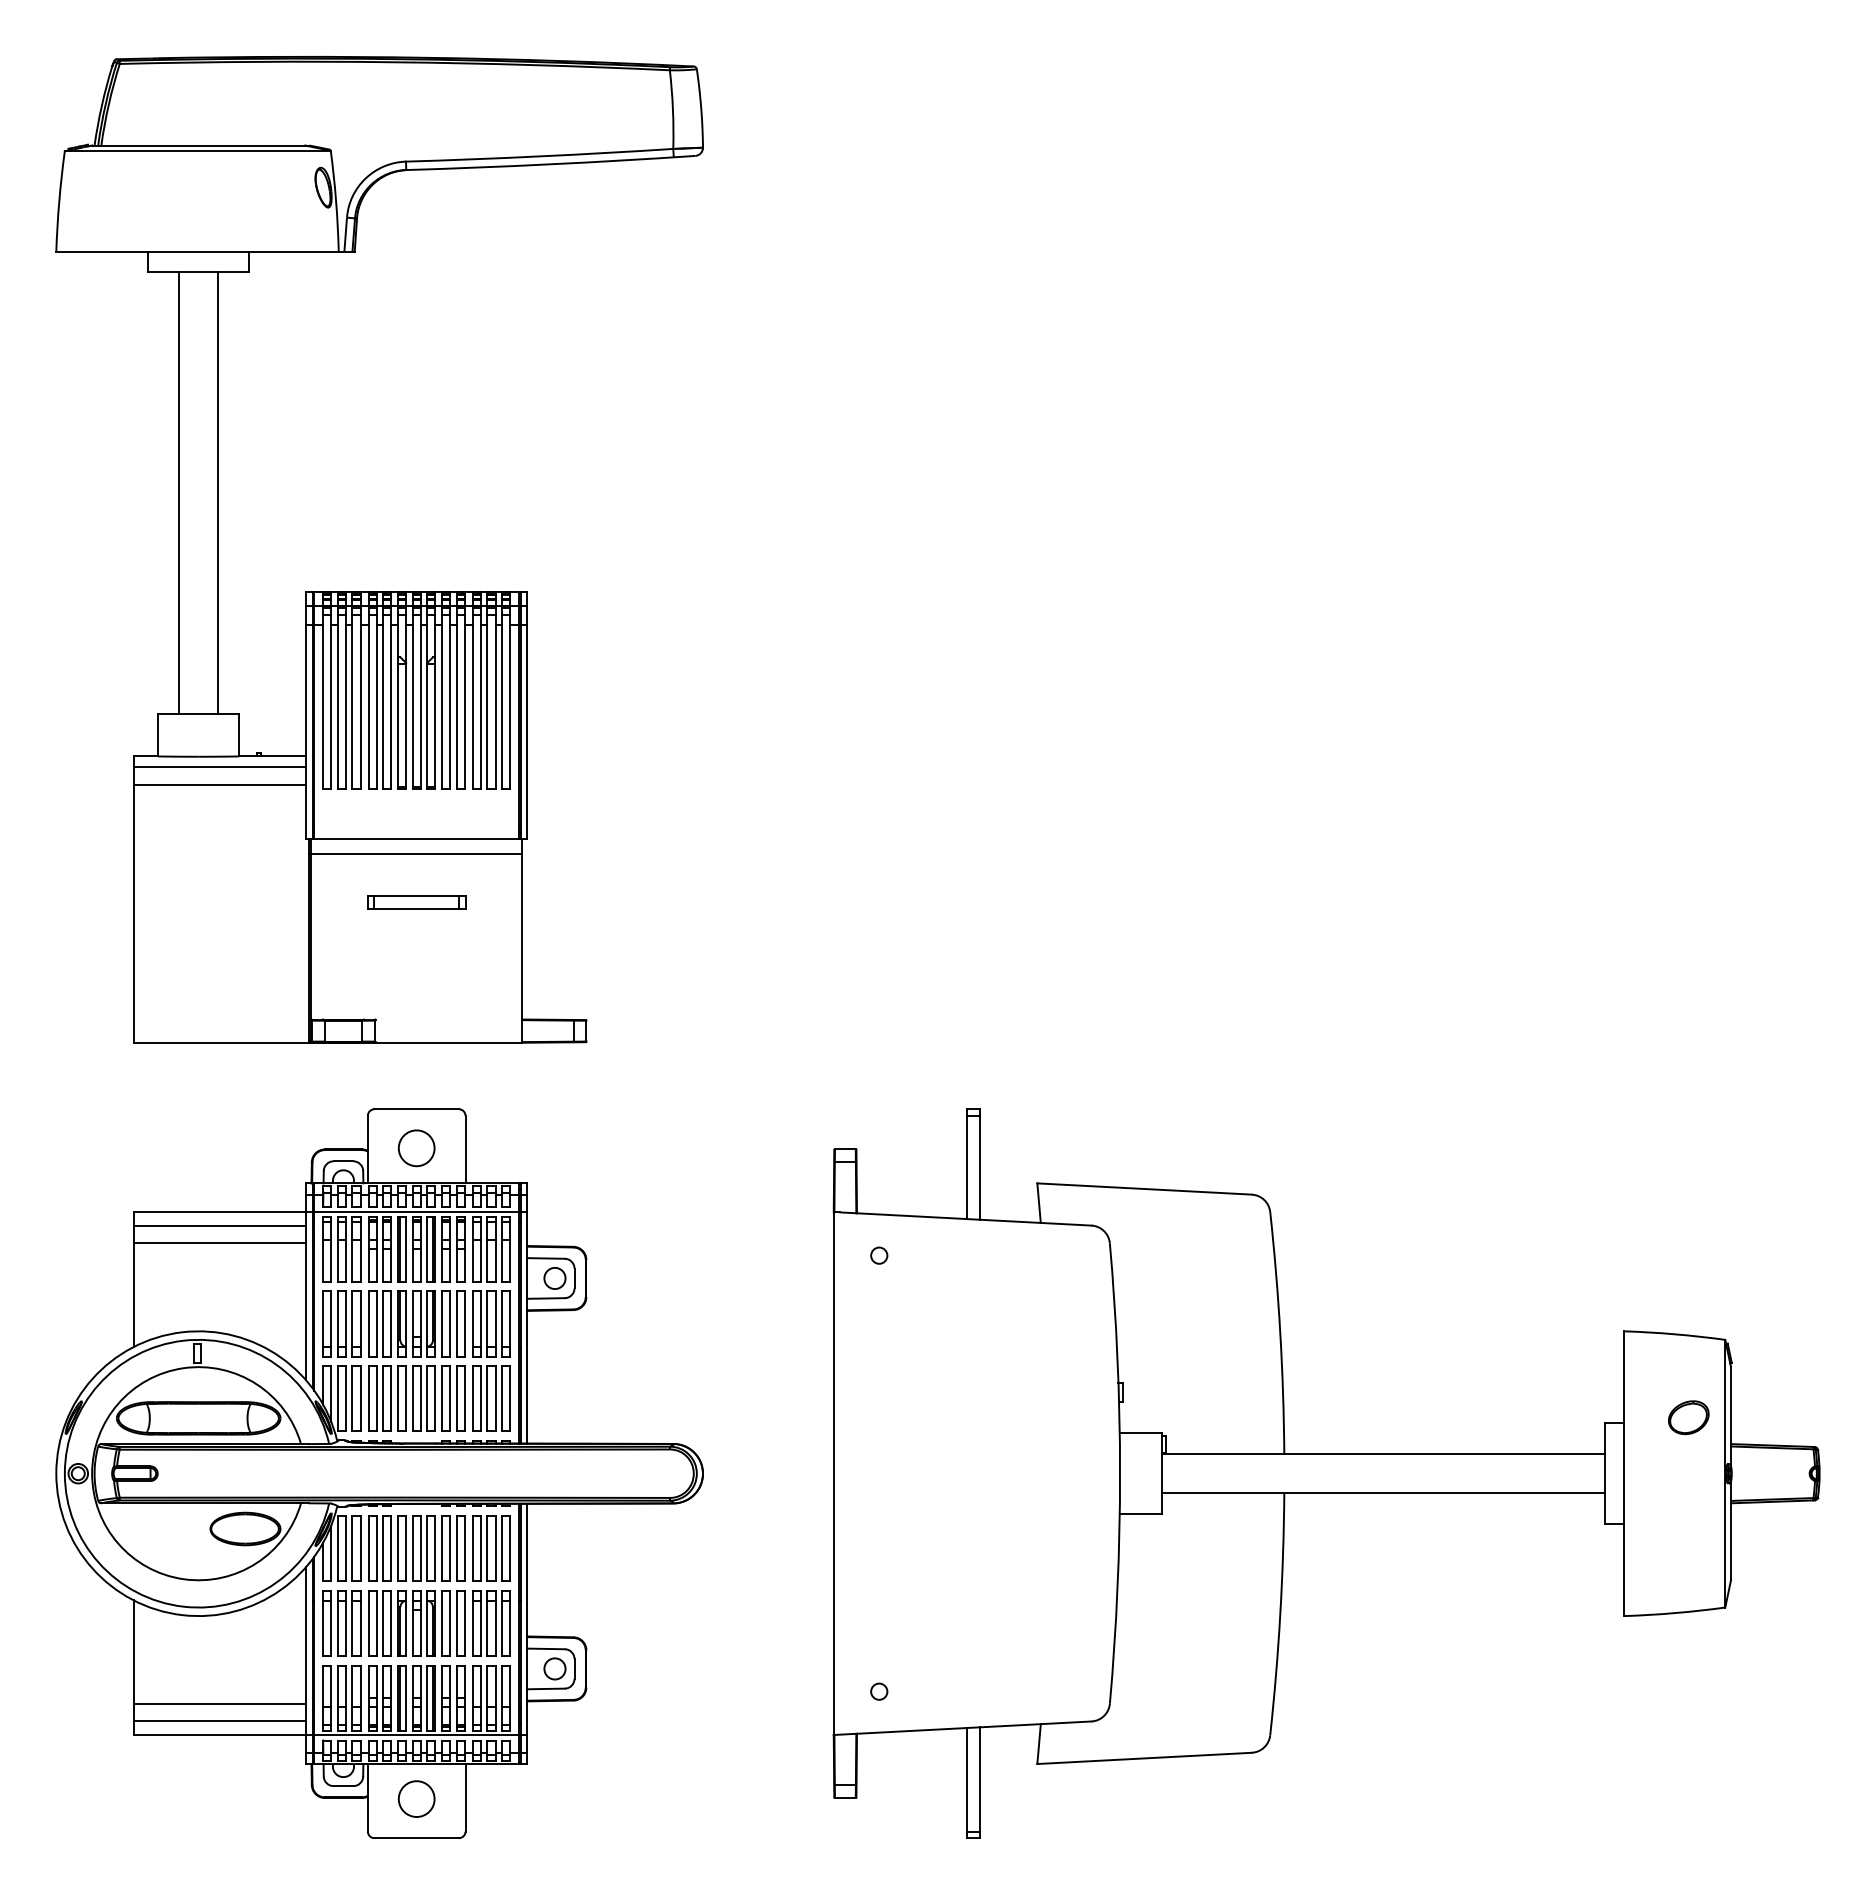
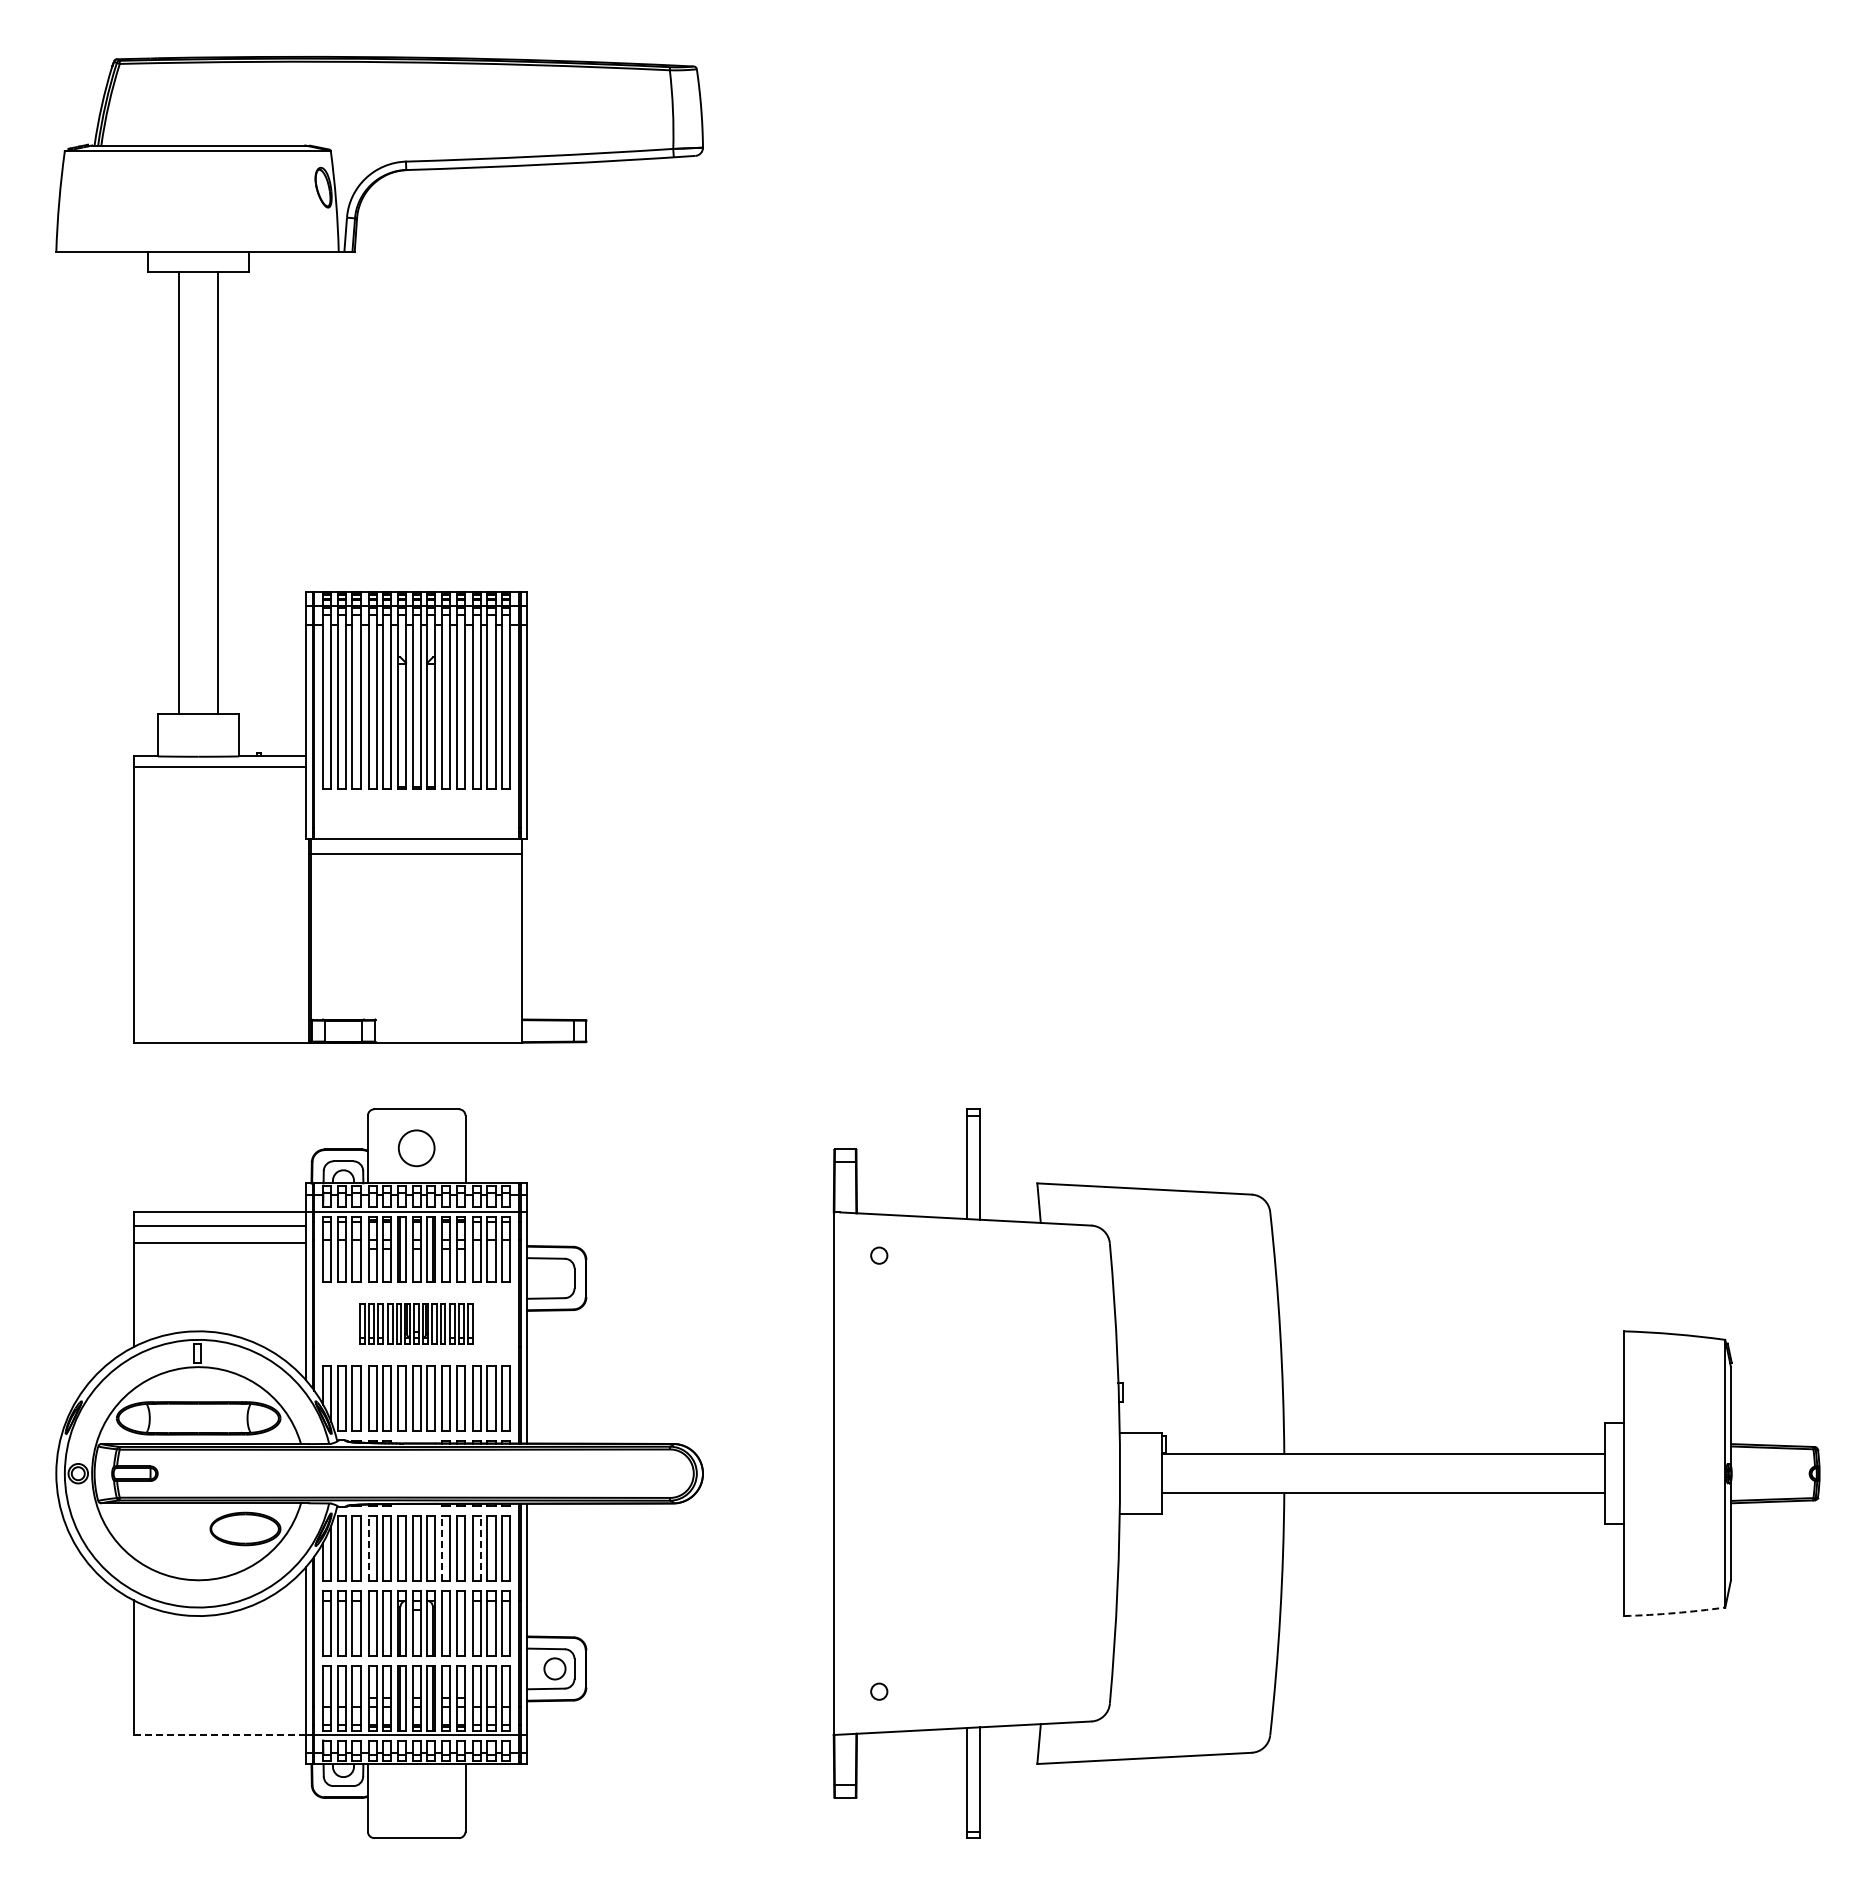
line: present -> none (219, 785)
part: present -> none (416, 902)
circle: present -> none (554, 1278)
part size: 189x68 px -> 115x42 px (416, 1323)
part: present -> none (1688, 1417)
line: solid -> dashed (368, 1548)
line: solid -> dashed (441, 1548)
line: solid -> dashed (480, 1548)
arc: solid -> dashed (1674, 1613)
line: present -> none (219, 1703)
line: present -> none (219, 1721)
line: solid -> dashed (220, 1735)
circle: present -> none (416, 1798)
